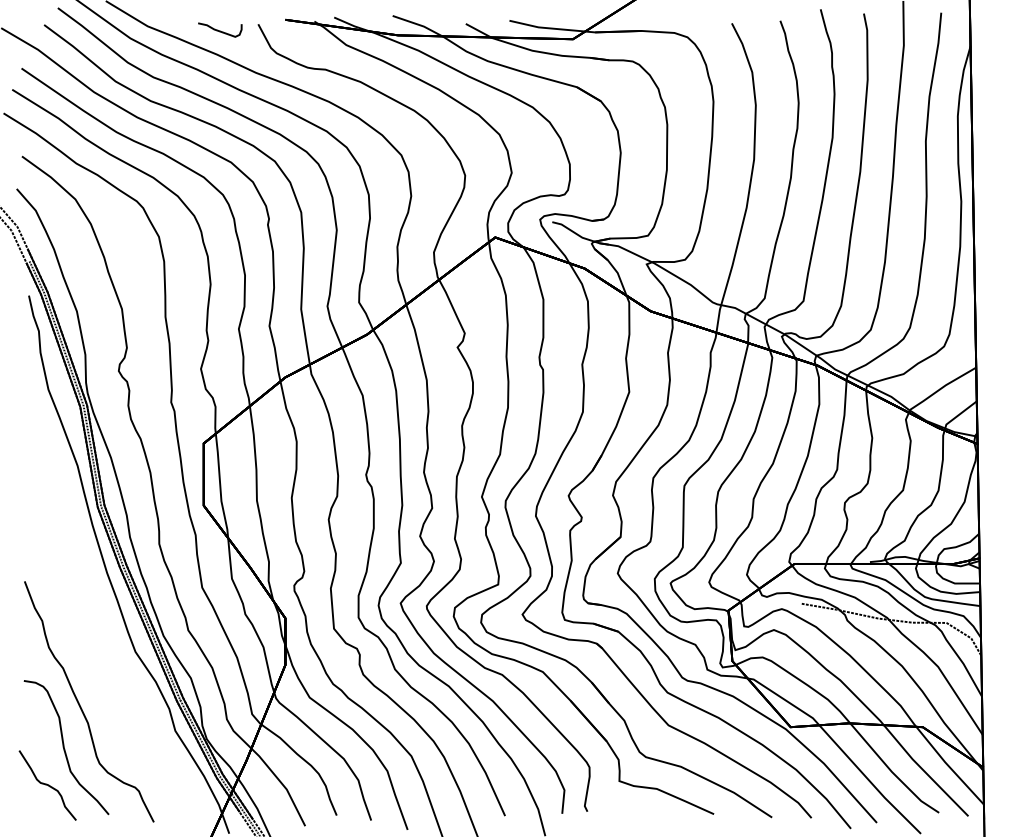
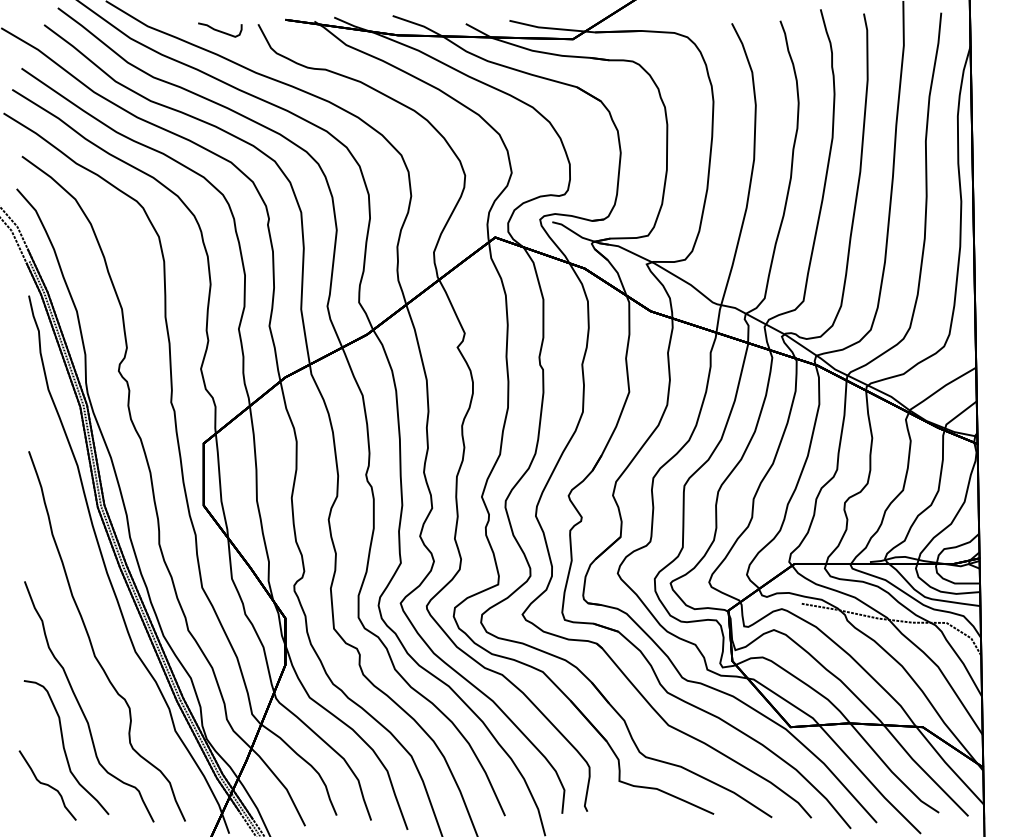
curve: none -> present (91, 641)
